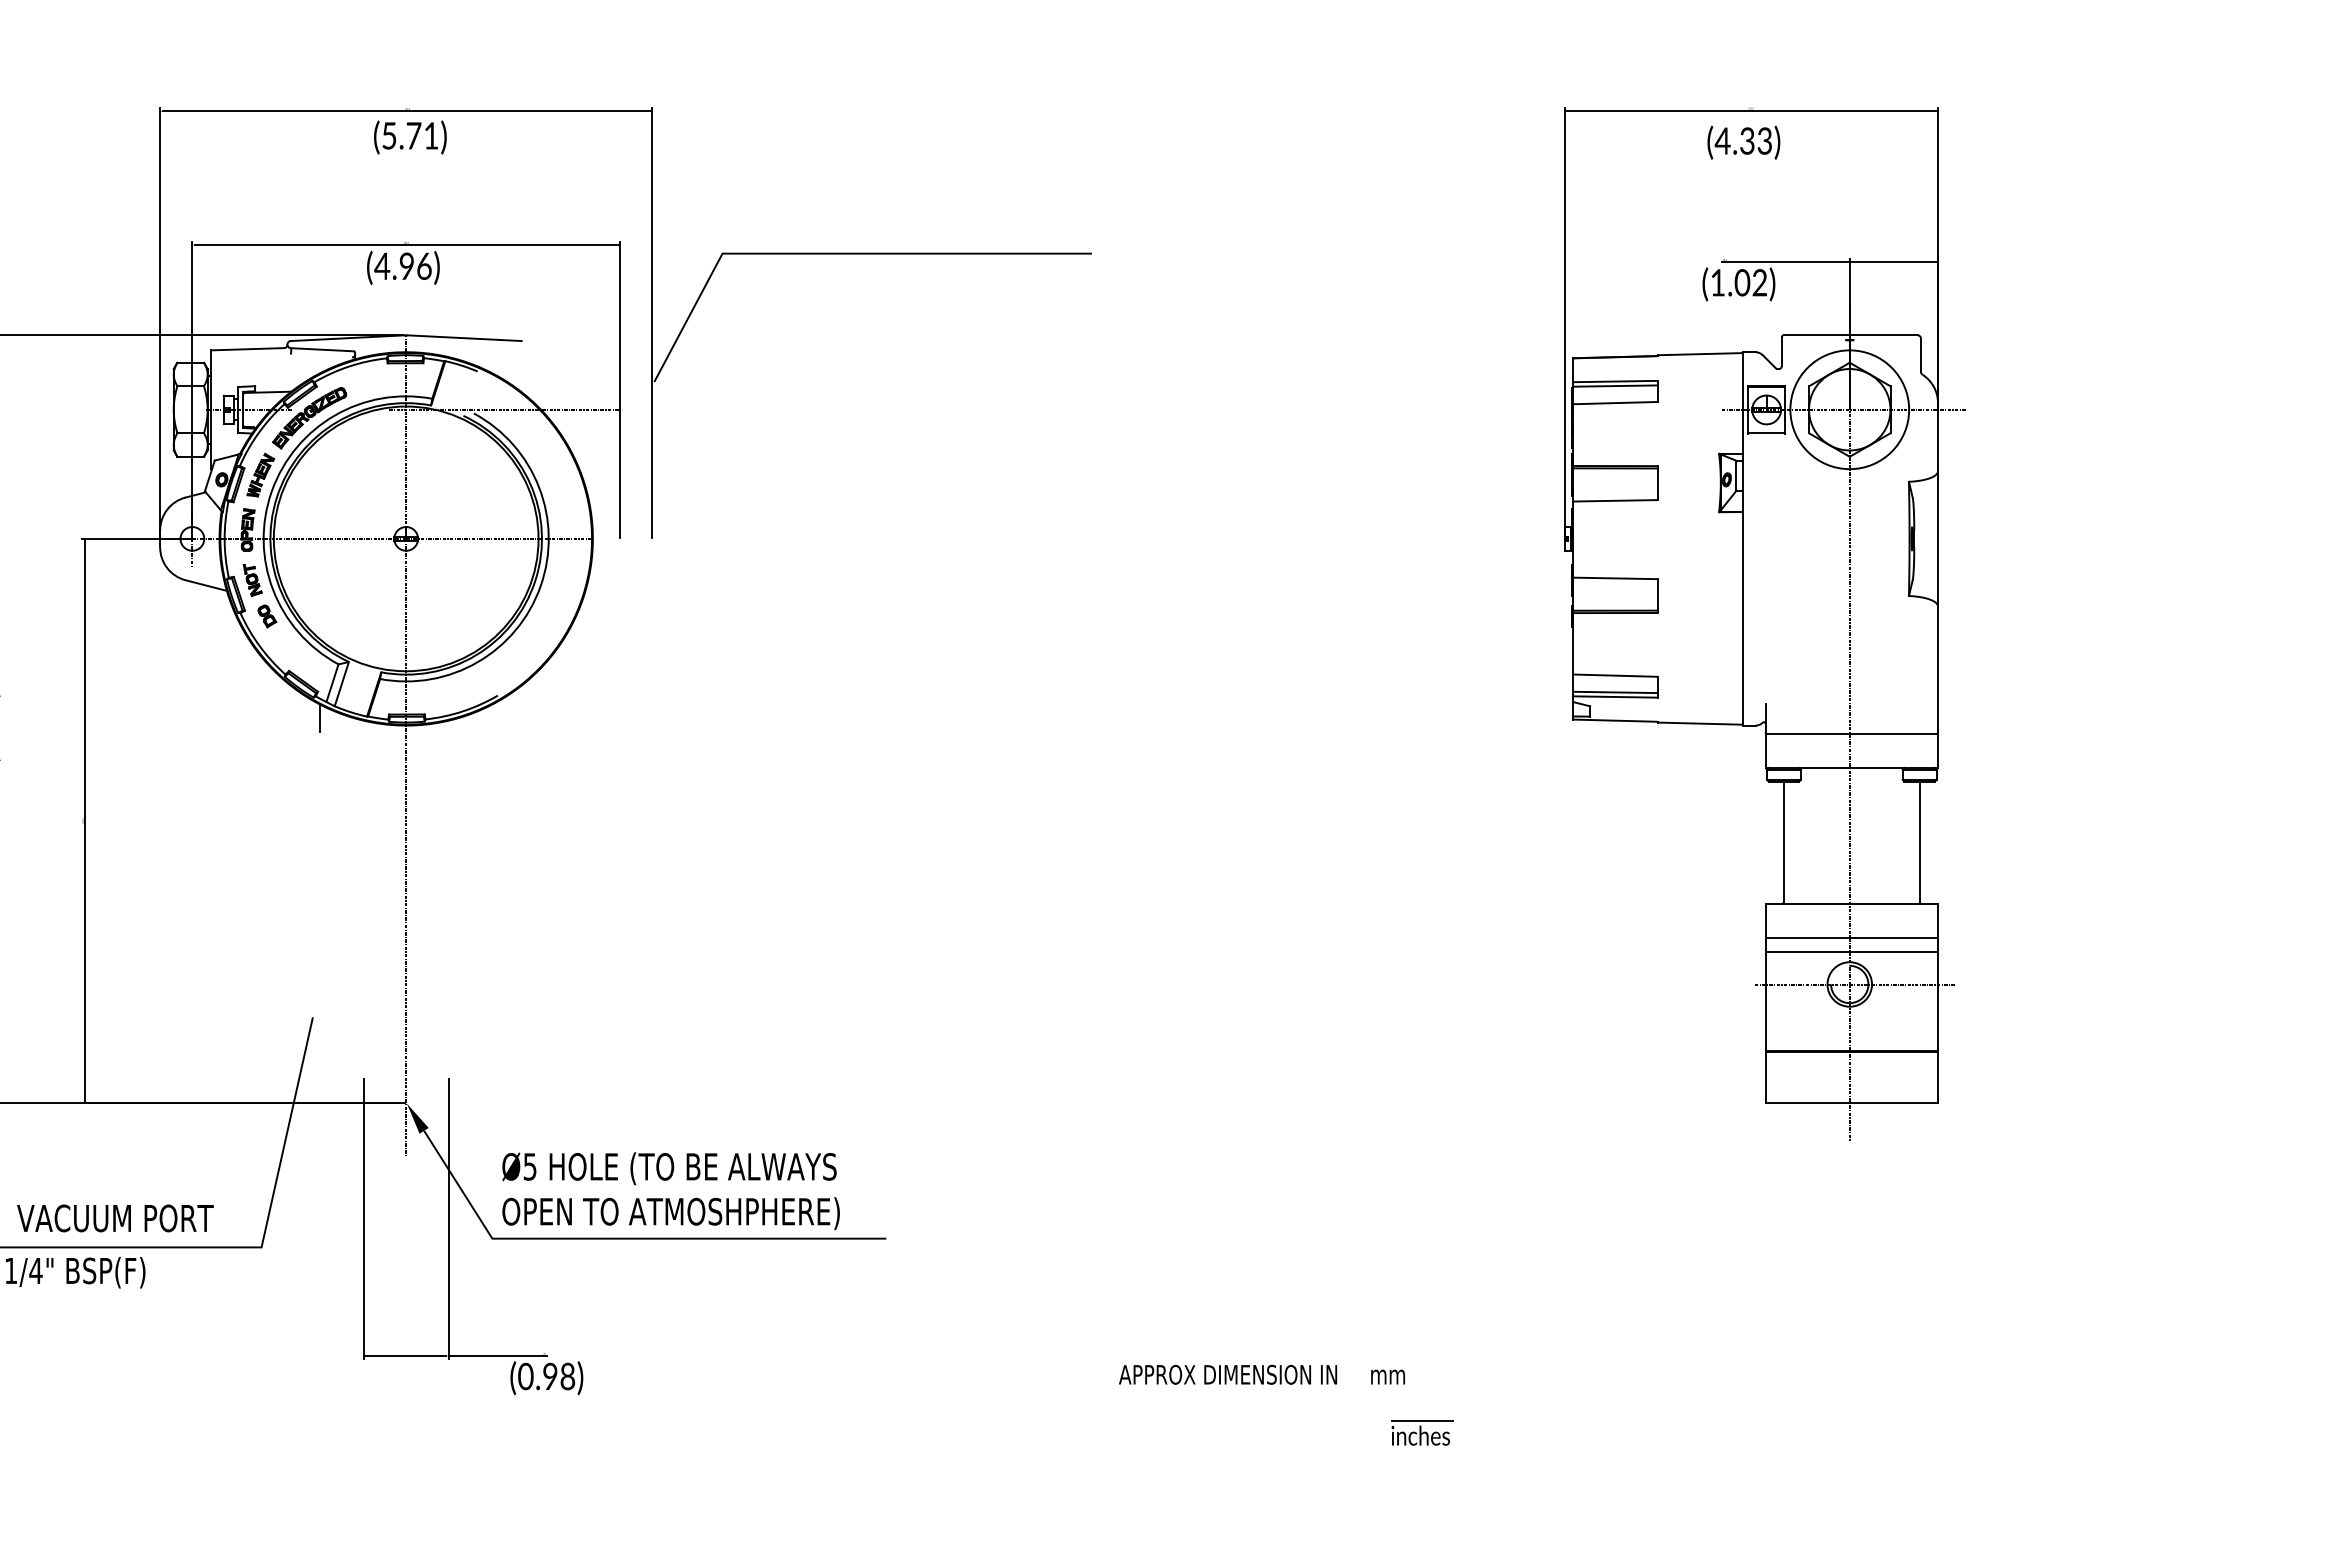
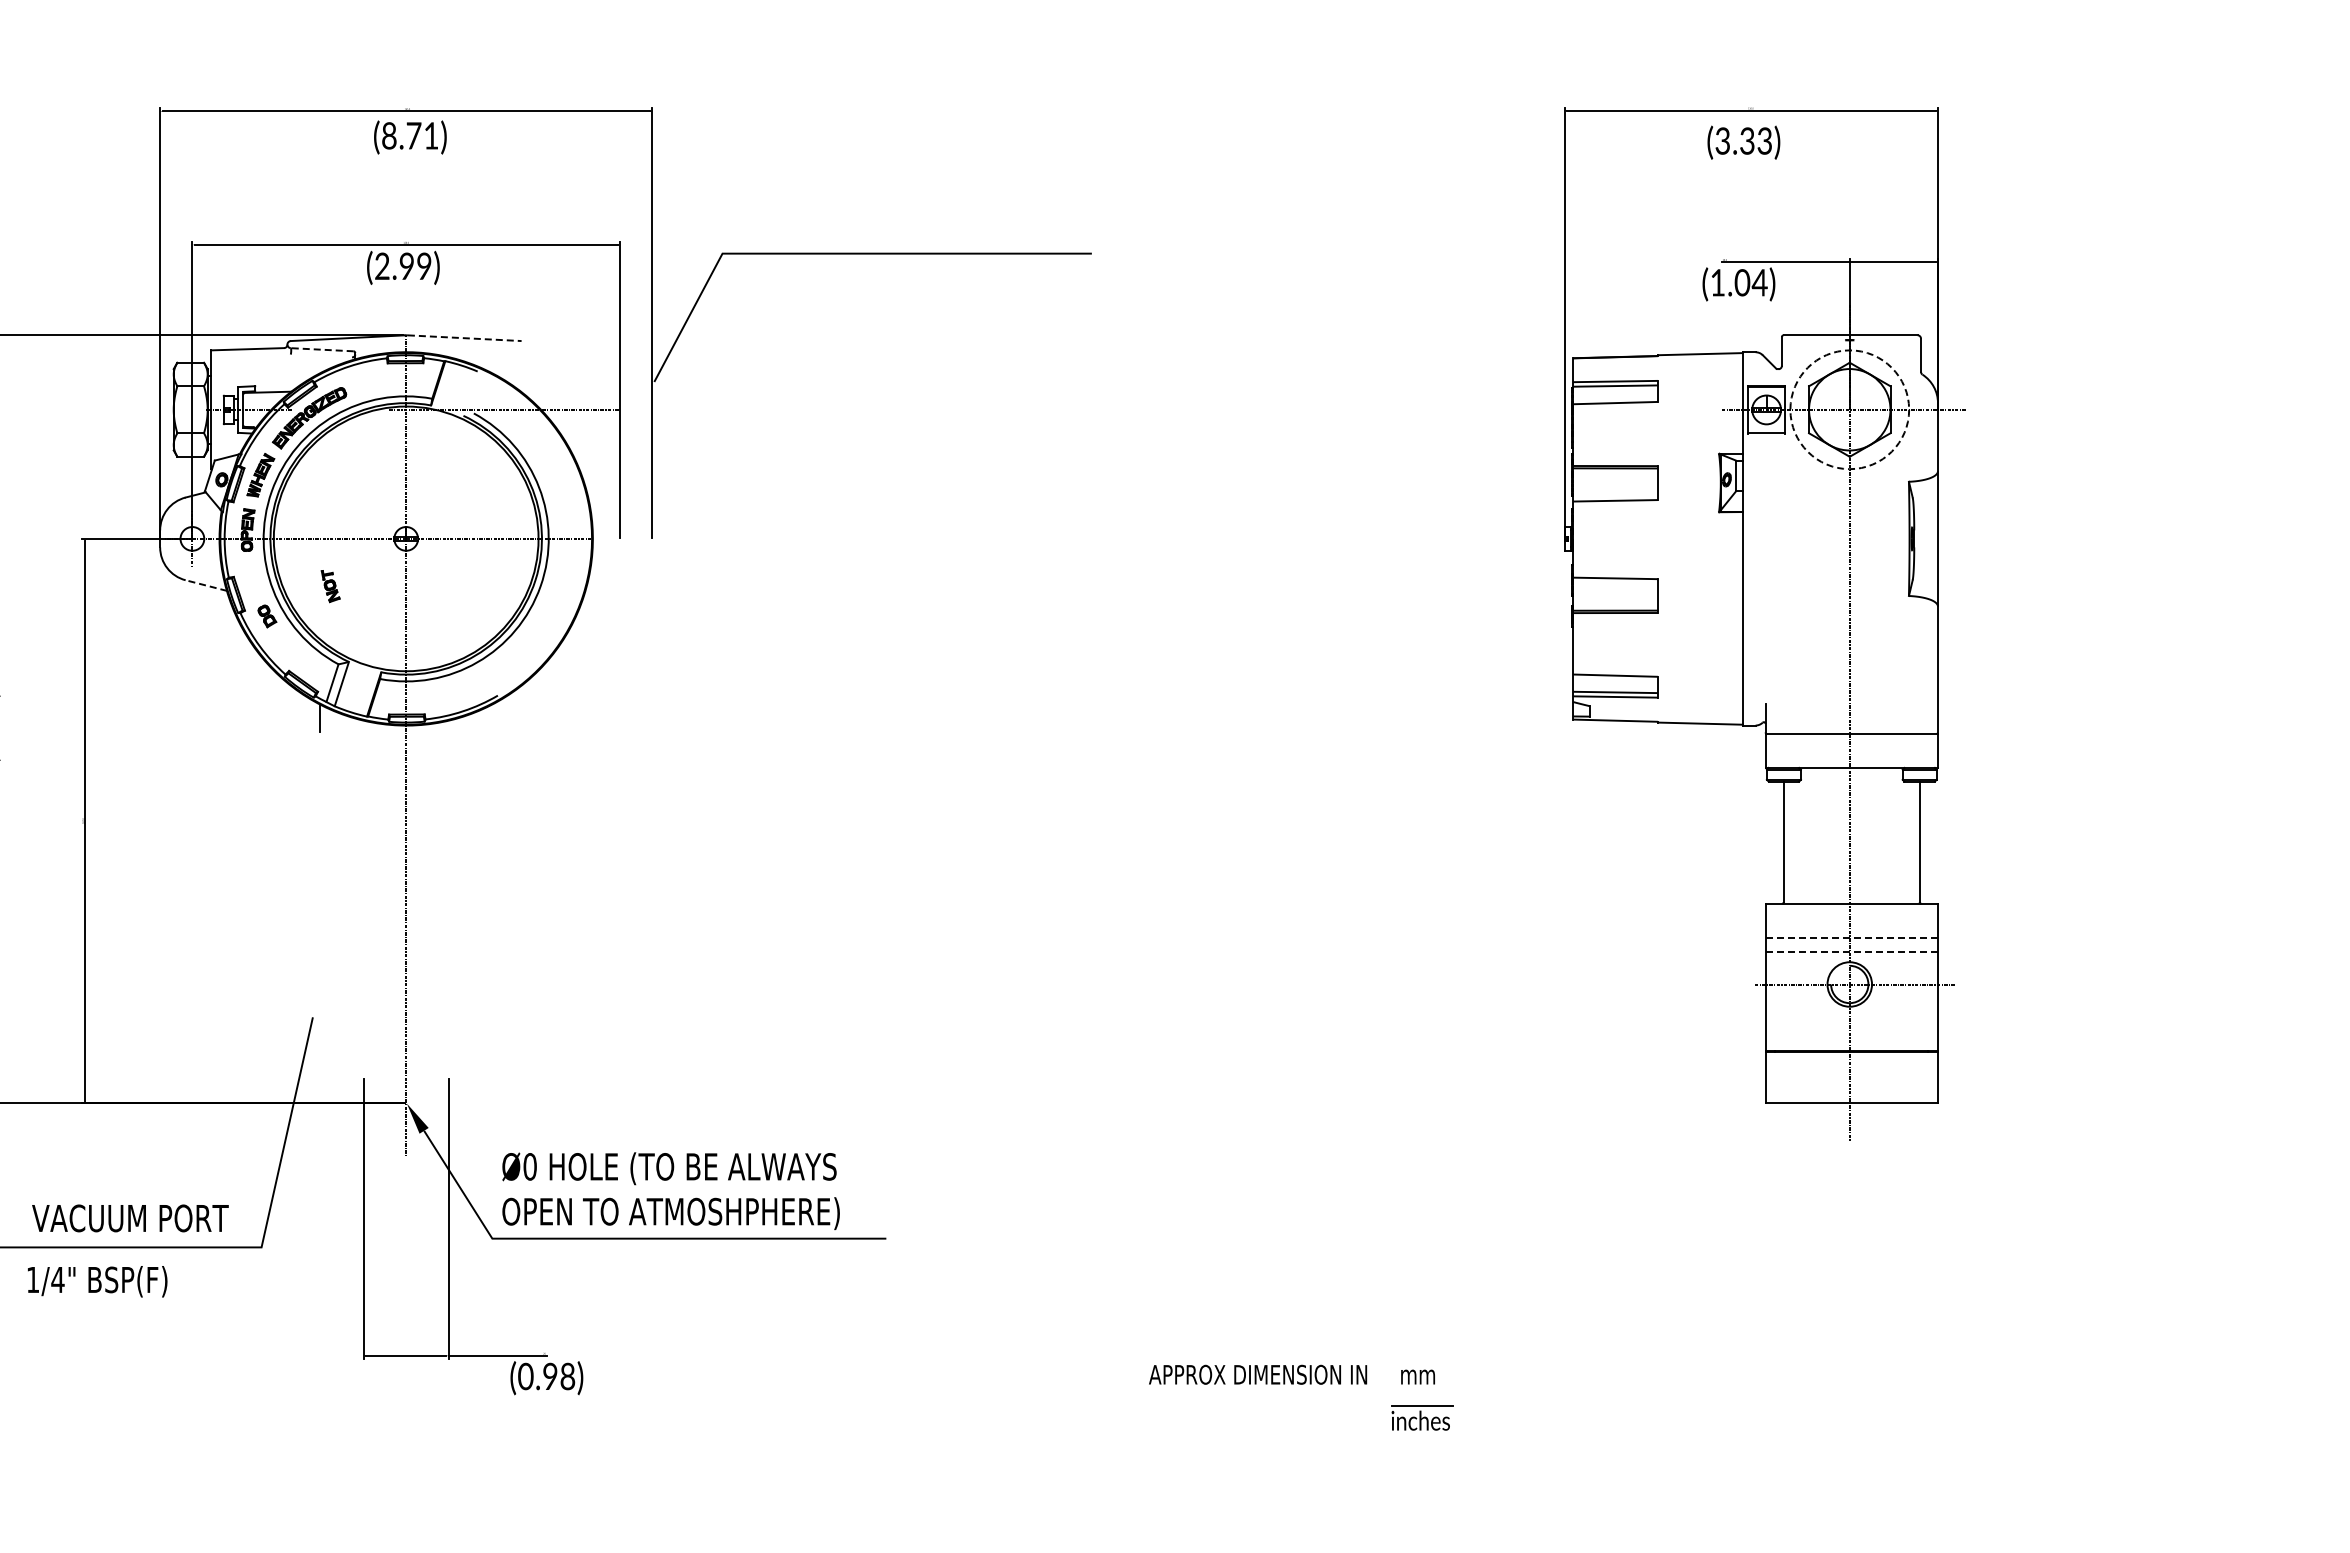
text: (5.71) -> (8.71) (389, 135)
text: (4.33) -> (3.33) (1722, 140)
text: (4.96) -> (2.99) (402, 265)
text: (1.02) -> (1.04) (1759, 282)
line: solid -> dashed (464, 338)
line: solid -> dashed (321, 349)
circle: solid -> dashed (1849, 409)
part position: (252, 580) -> (330, 586) (330, 586)
line: solid -> dashed (205, 585)
line: solid -> dashed (1851, 937)
line: solid -> dashed (1851, 952)
text: Ø5 -> Ø0 (529, 1166)
text position: (115, 1218) -> (130, 1218) (130, 1218)
text position: (75, 1272) -> (97, 1281) (97, 1281)
text position: (1261, 1374) -> (1291, 1374) (1291, 1374)
part position: (1422, 1432) -> (1422, 1417) (1422, 1417)
